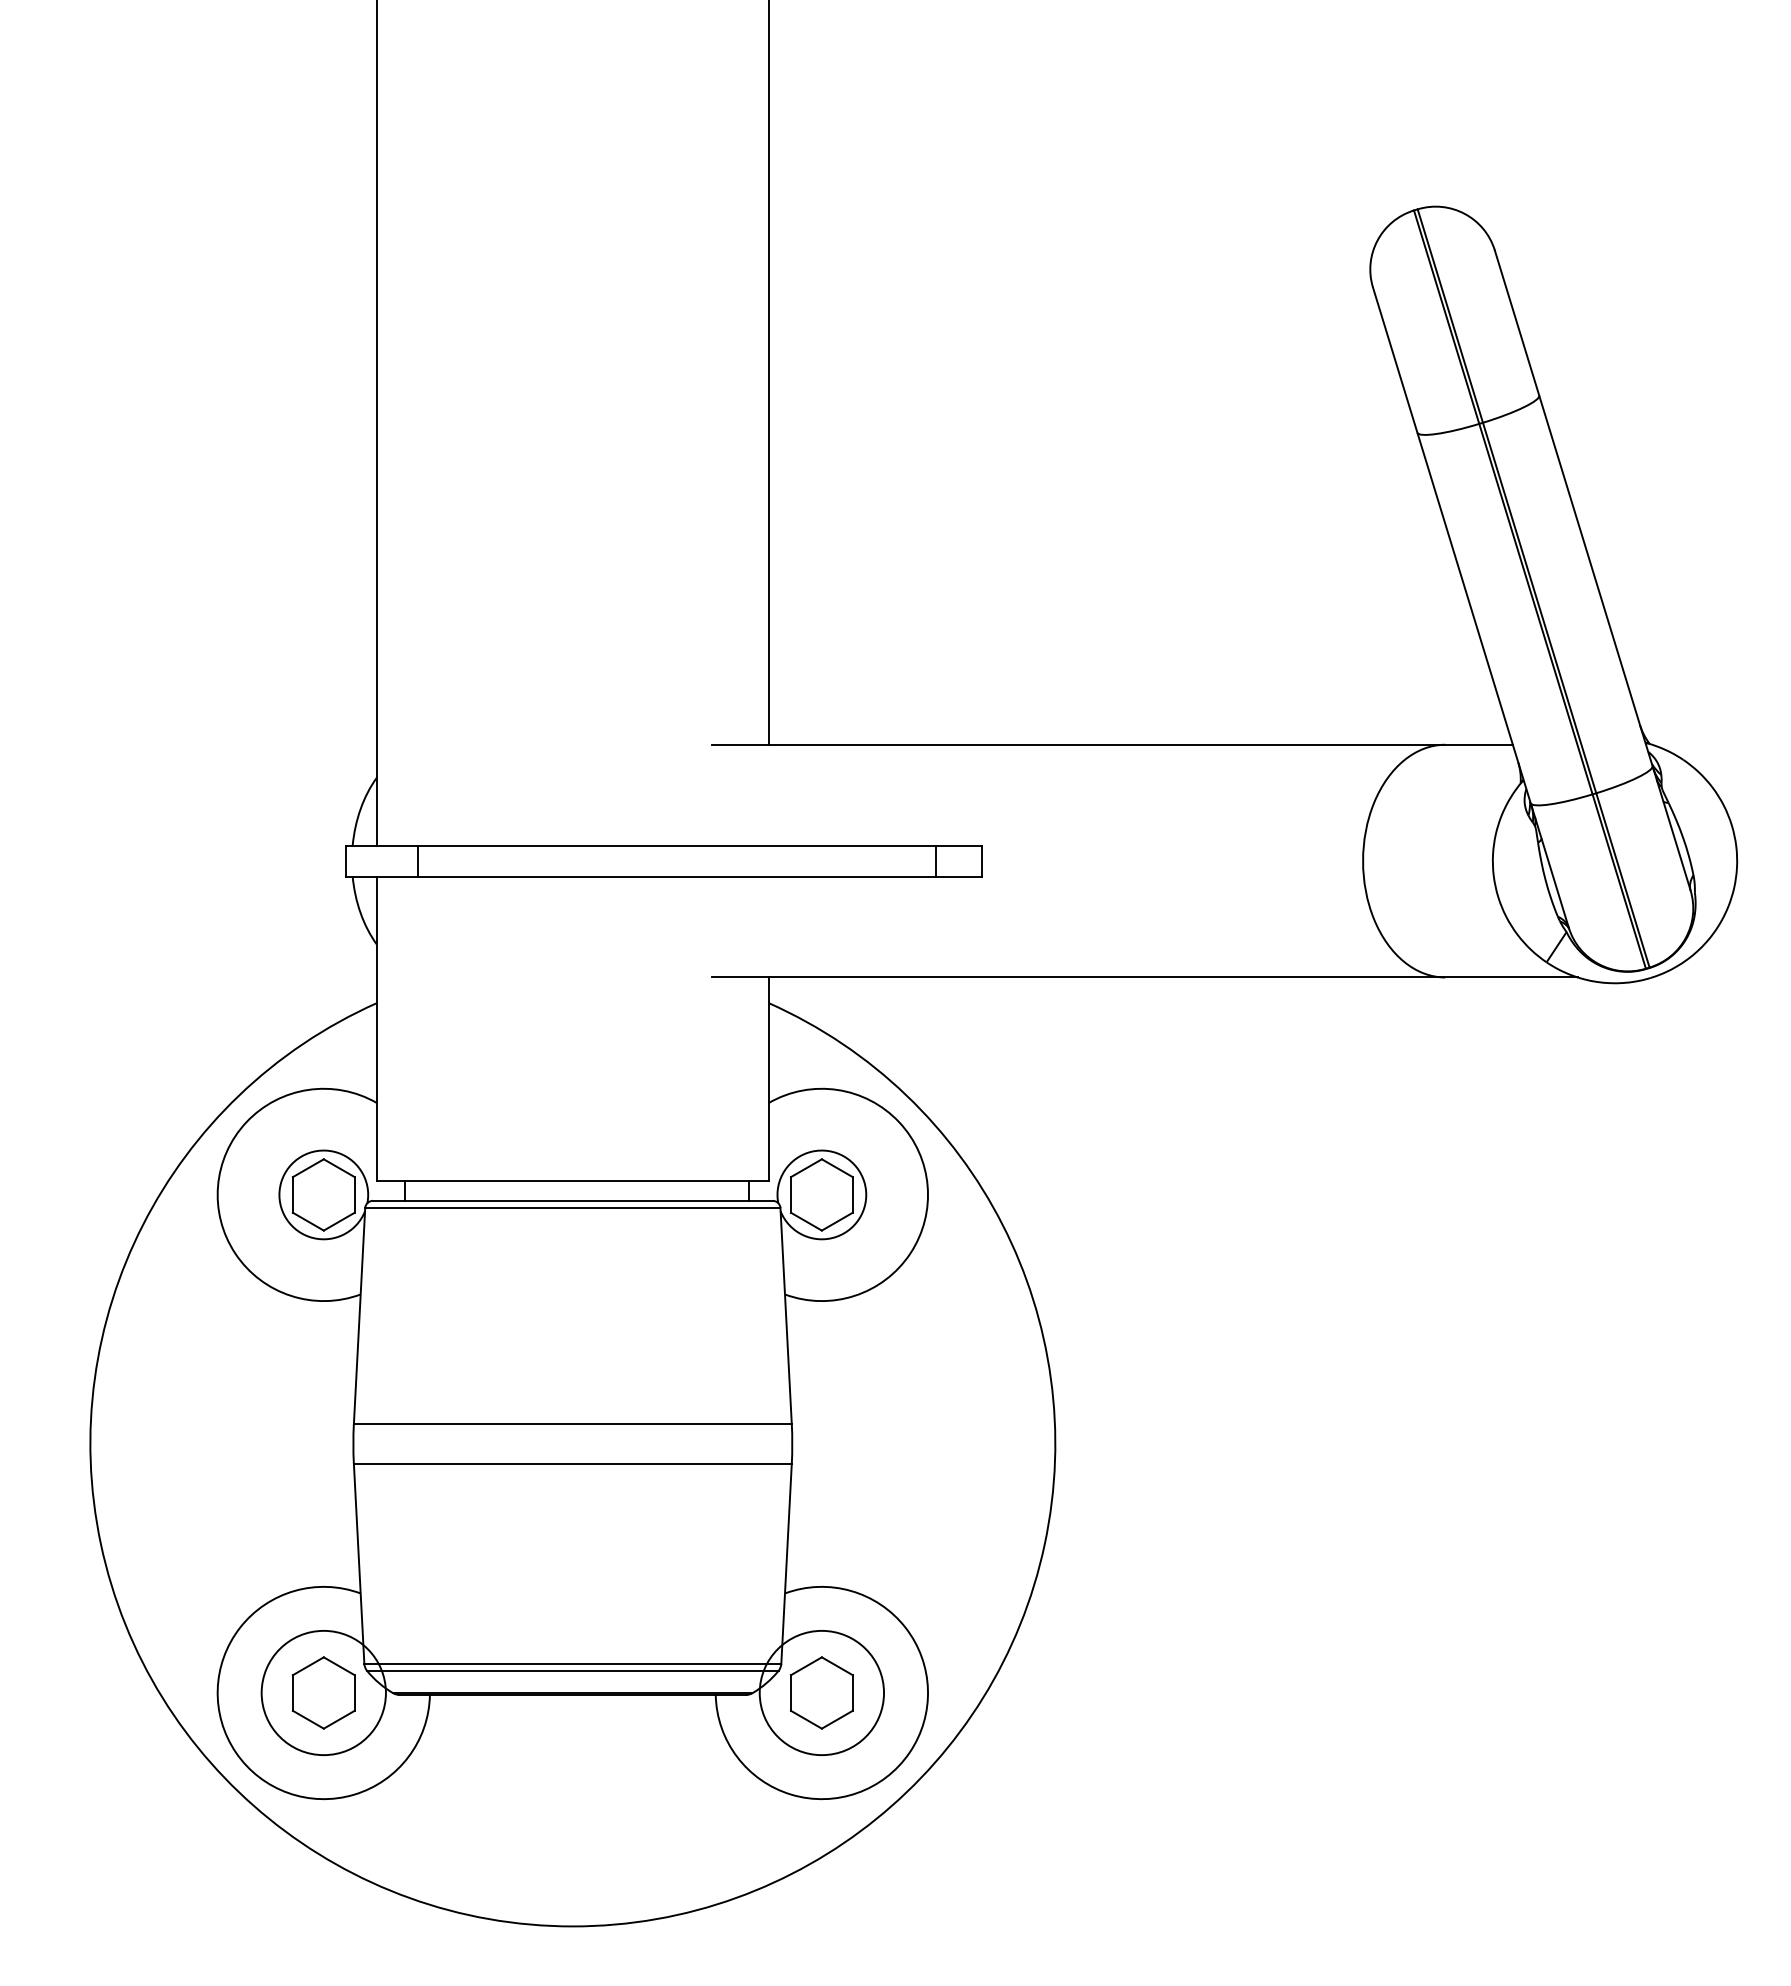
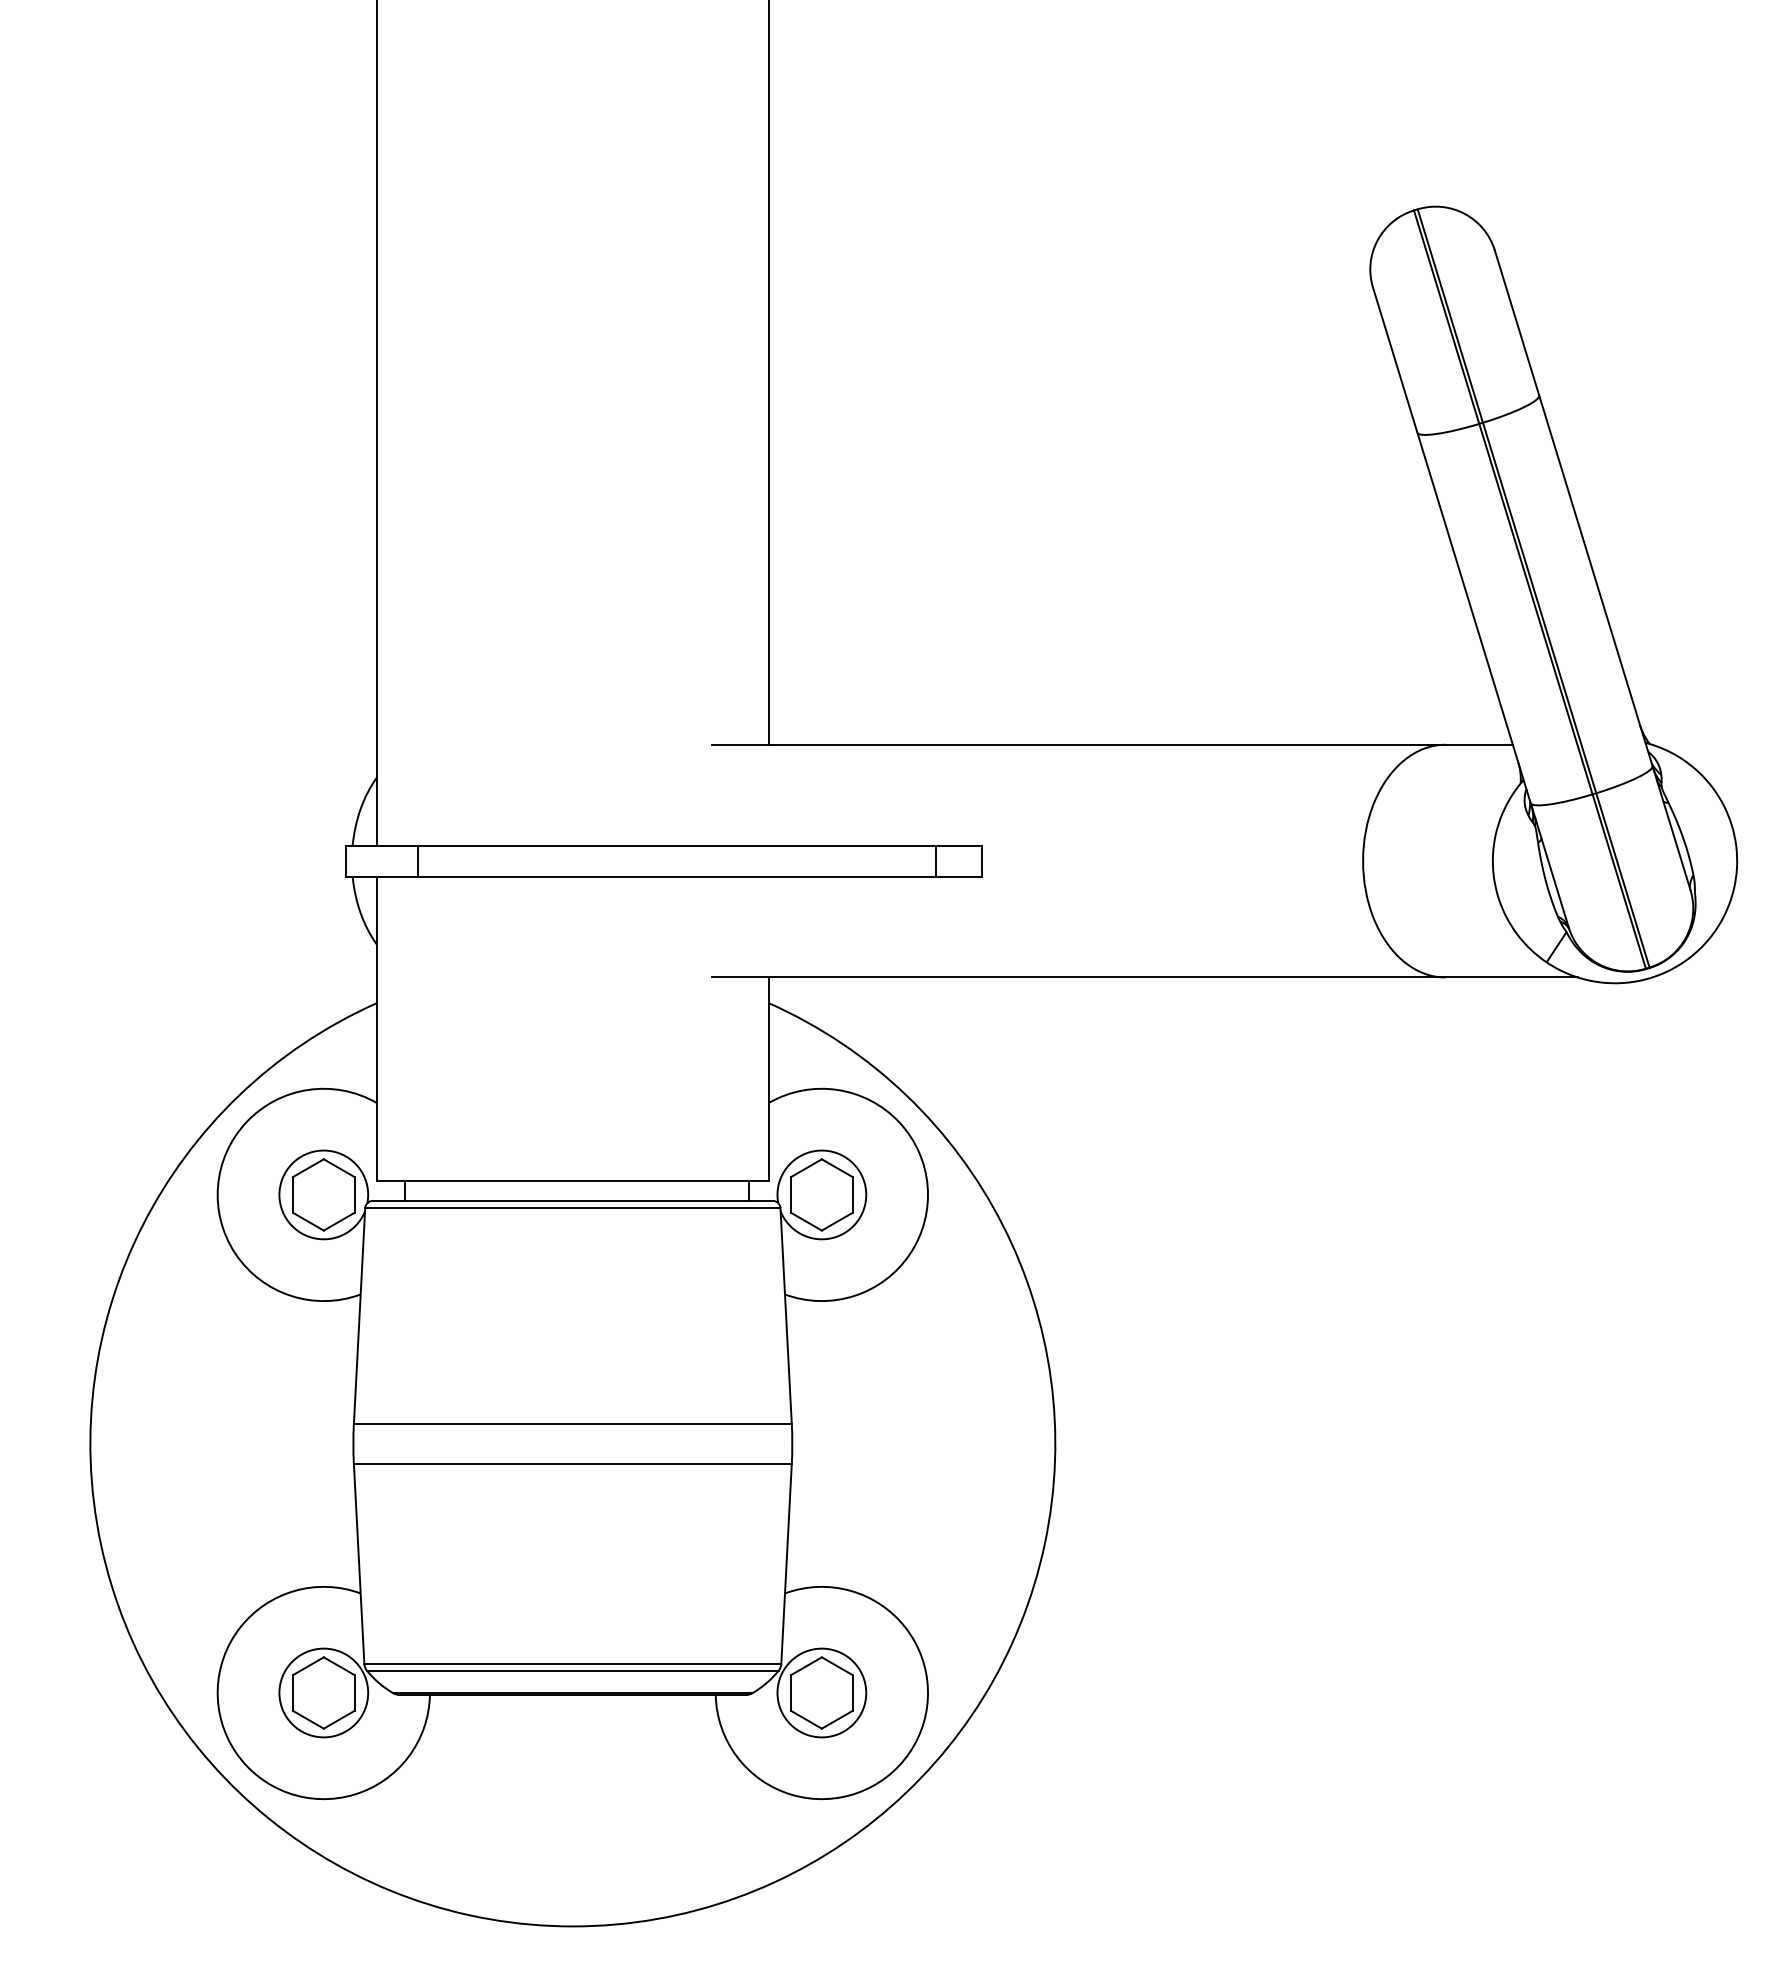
circle diameter: 124 px -> 89 px (323, 1692)
circle diameter: 124 px -> 89 px (821, 1692)
